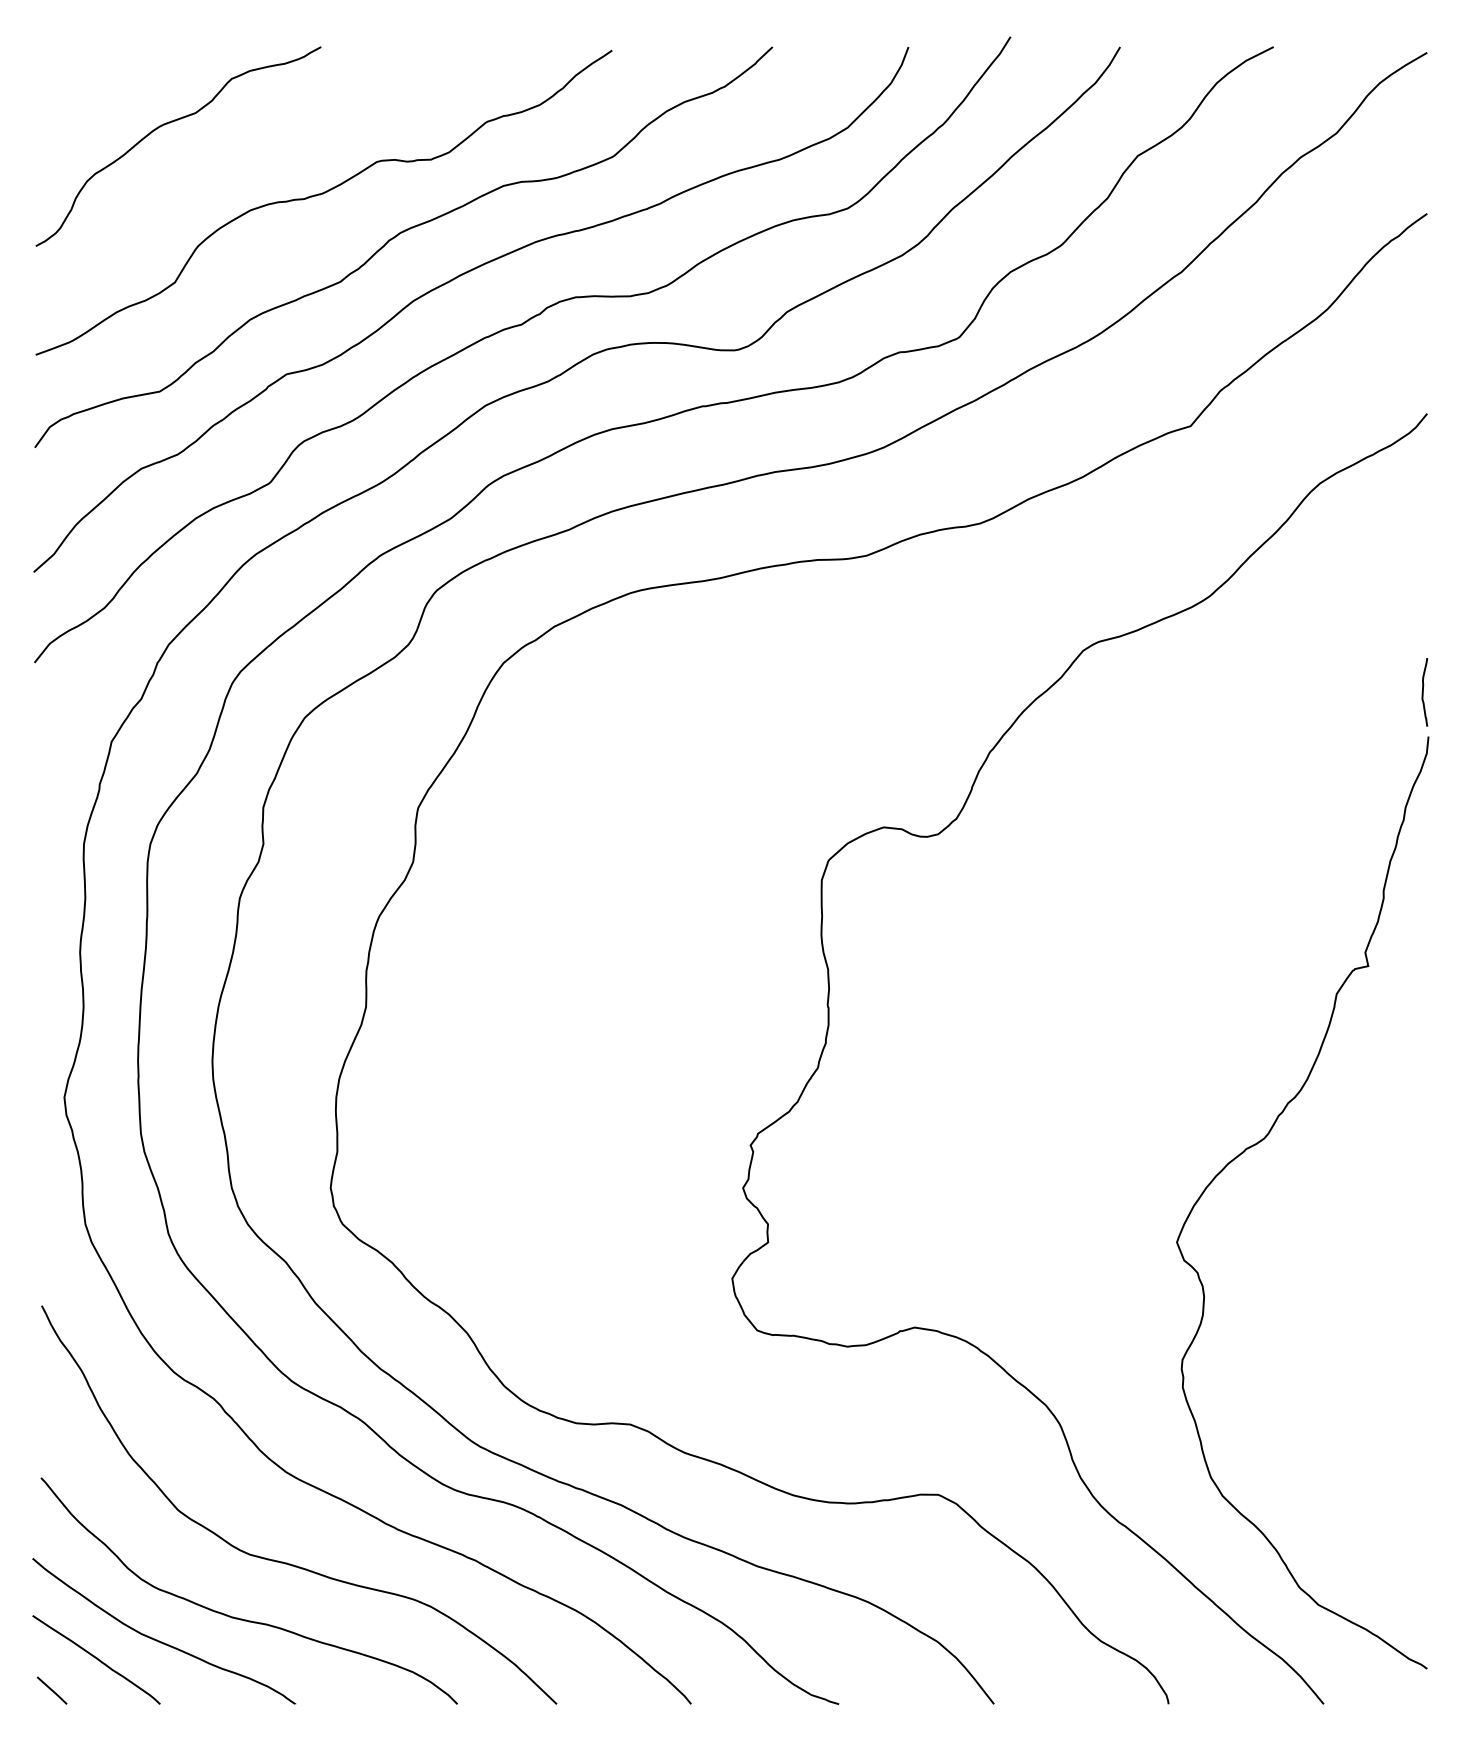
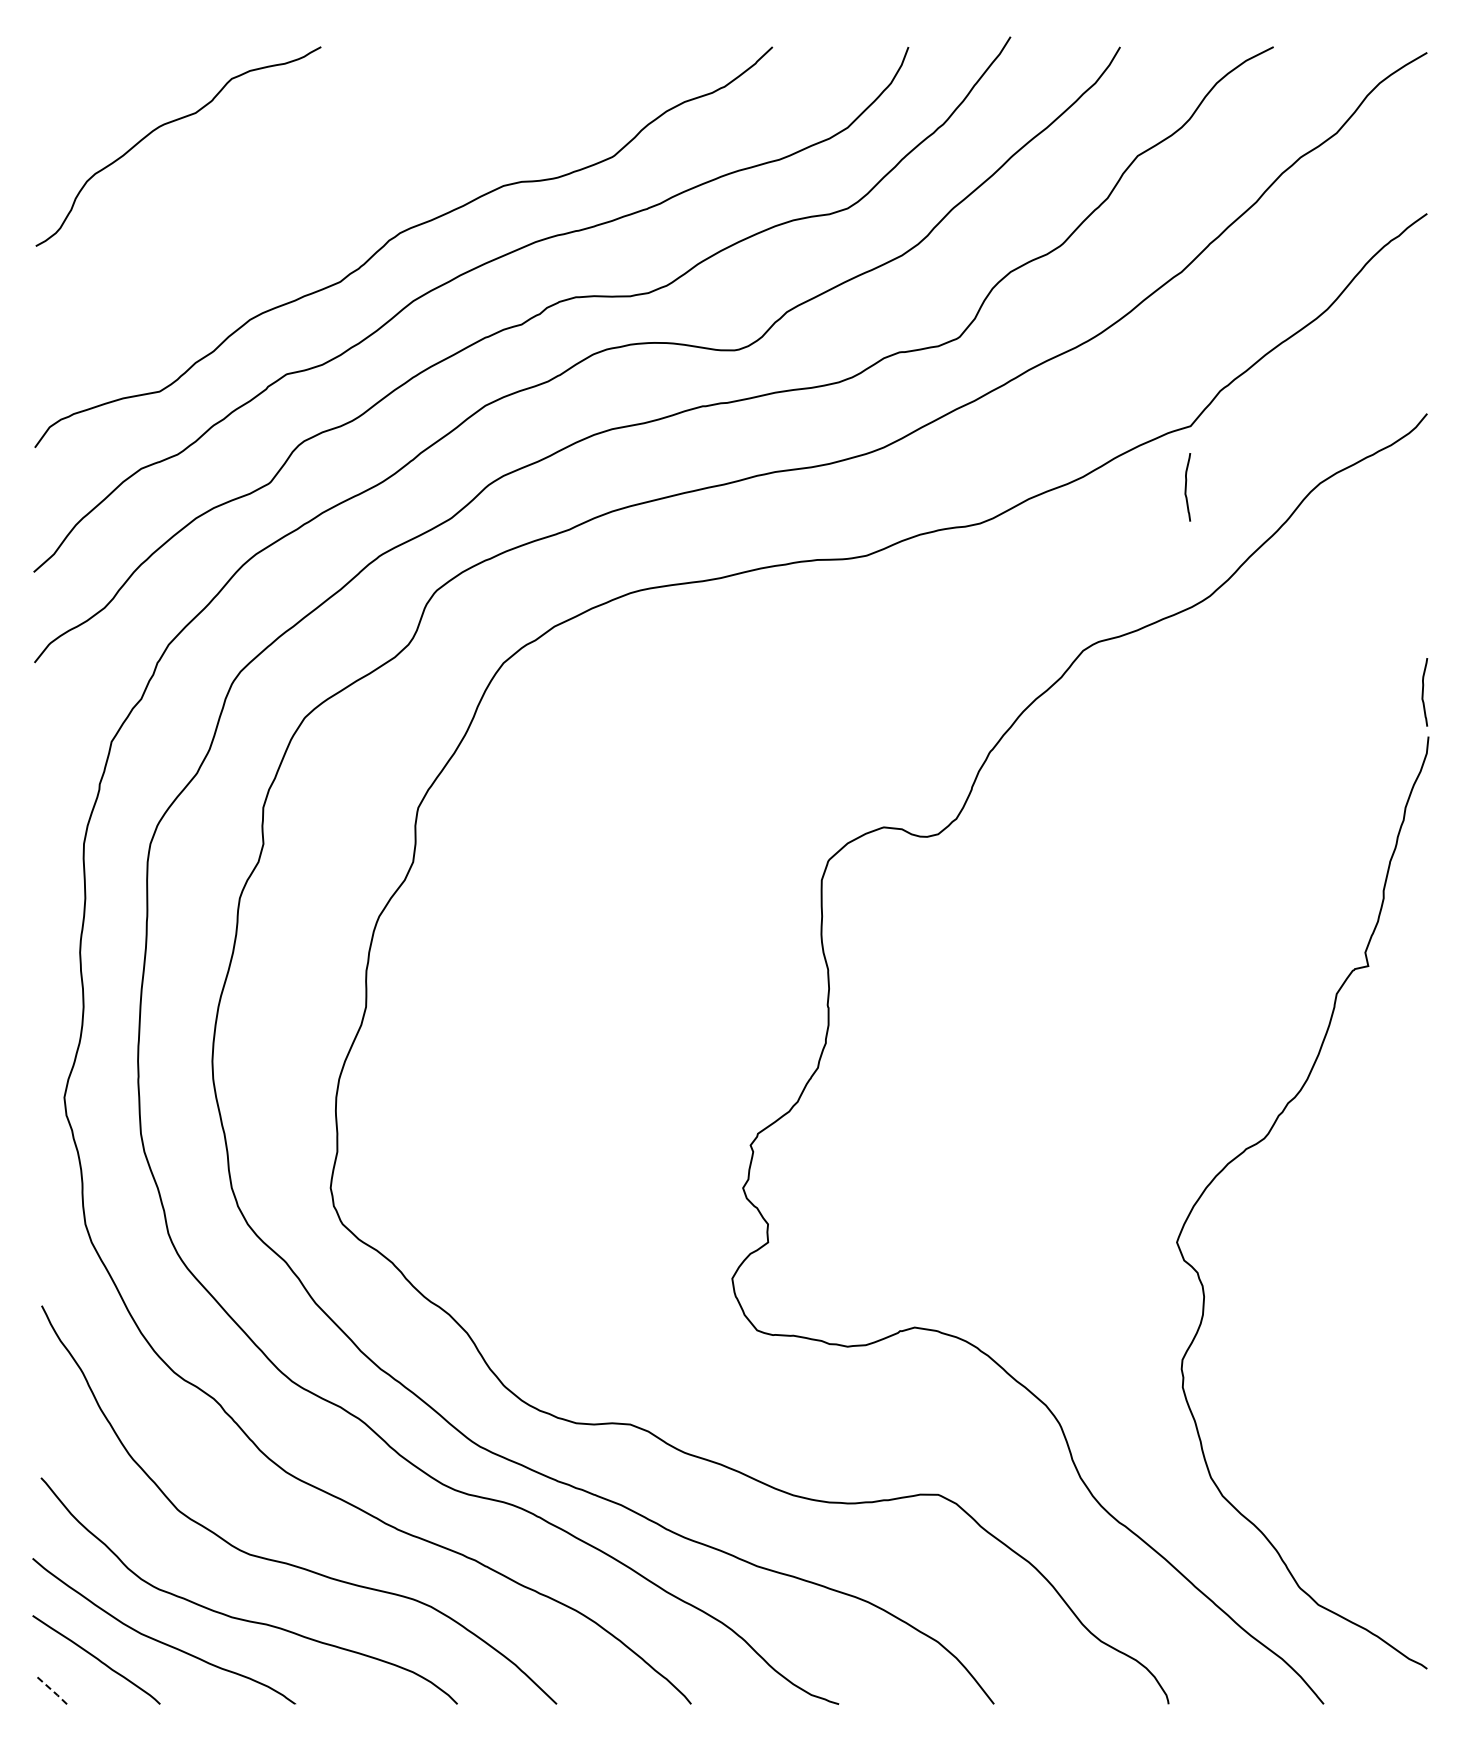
curve: present -> none (320, 195)
curve: none -> present (1186, 487)
line: solid -> dashed (52, 1690)
